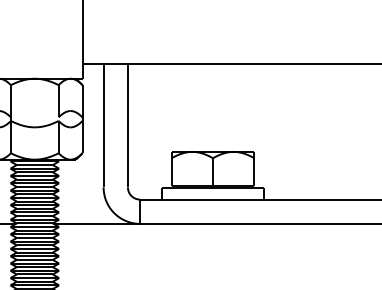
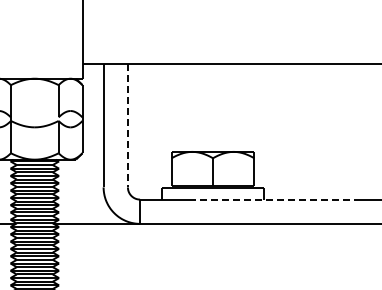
line: solid -> dashed (127, 125)
line: solid -> dashed (275, 199)
